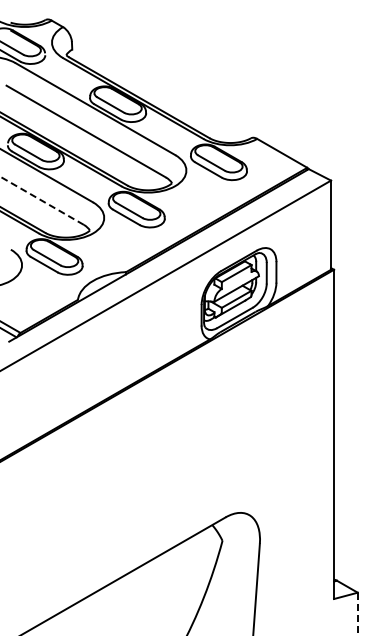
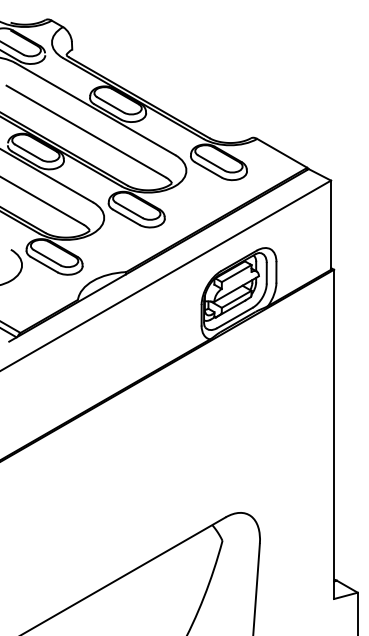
line: dashed -> solid (41, 200)
line: dashed -> solid (357, 613)
